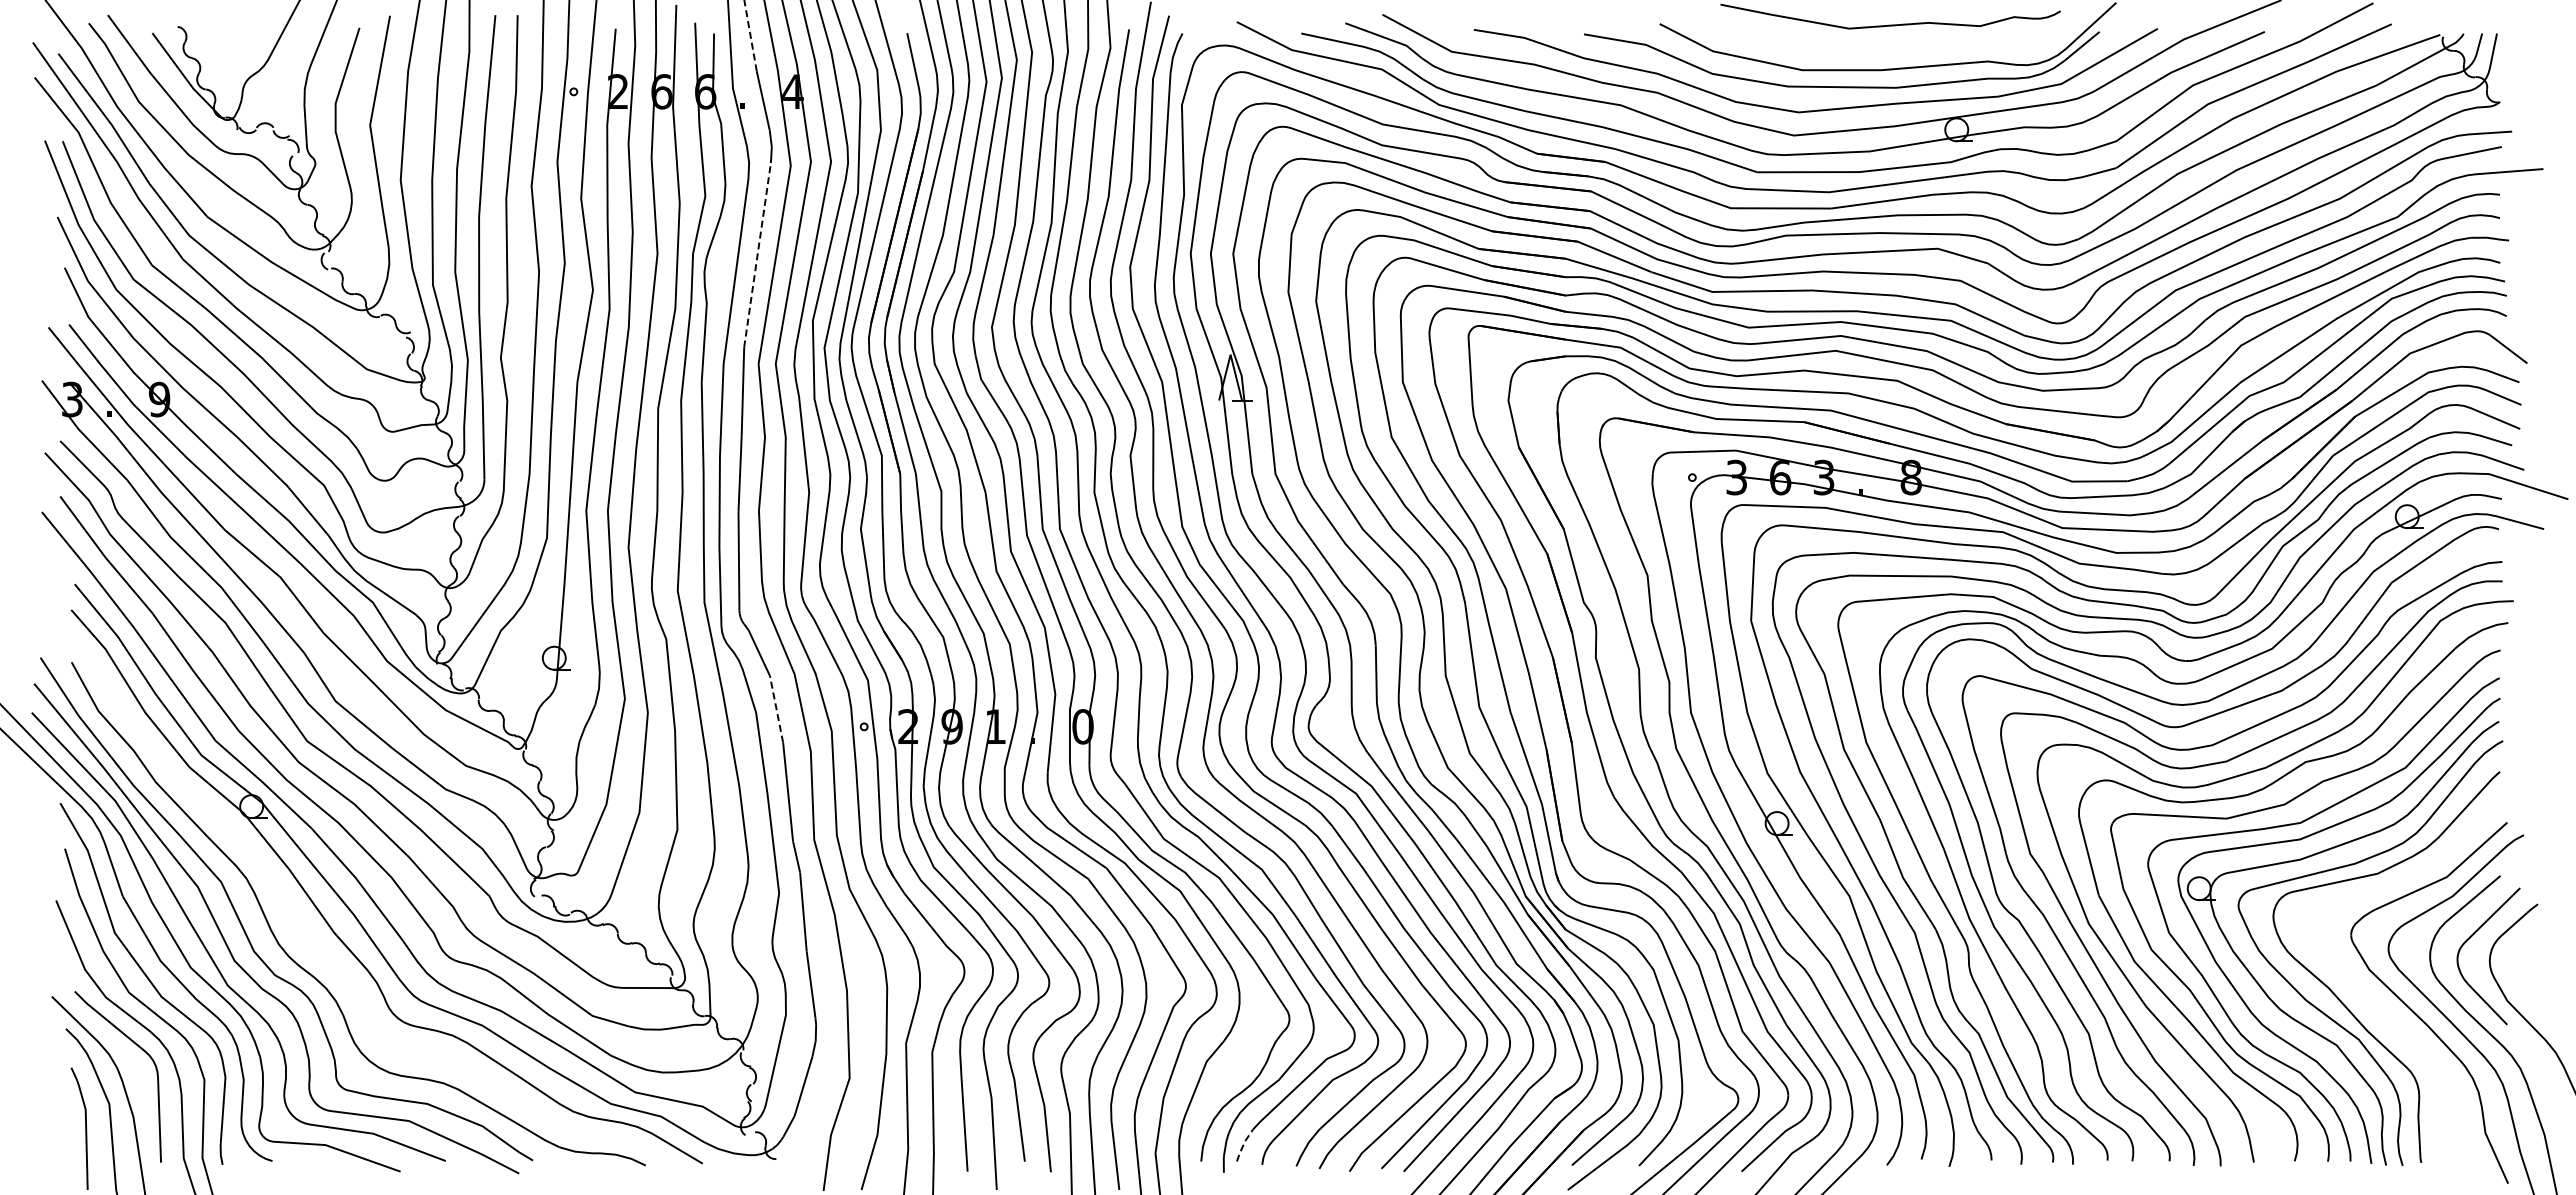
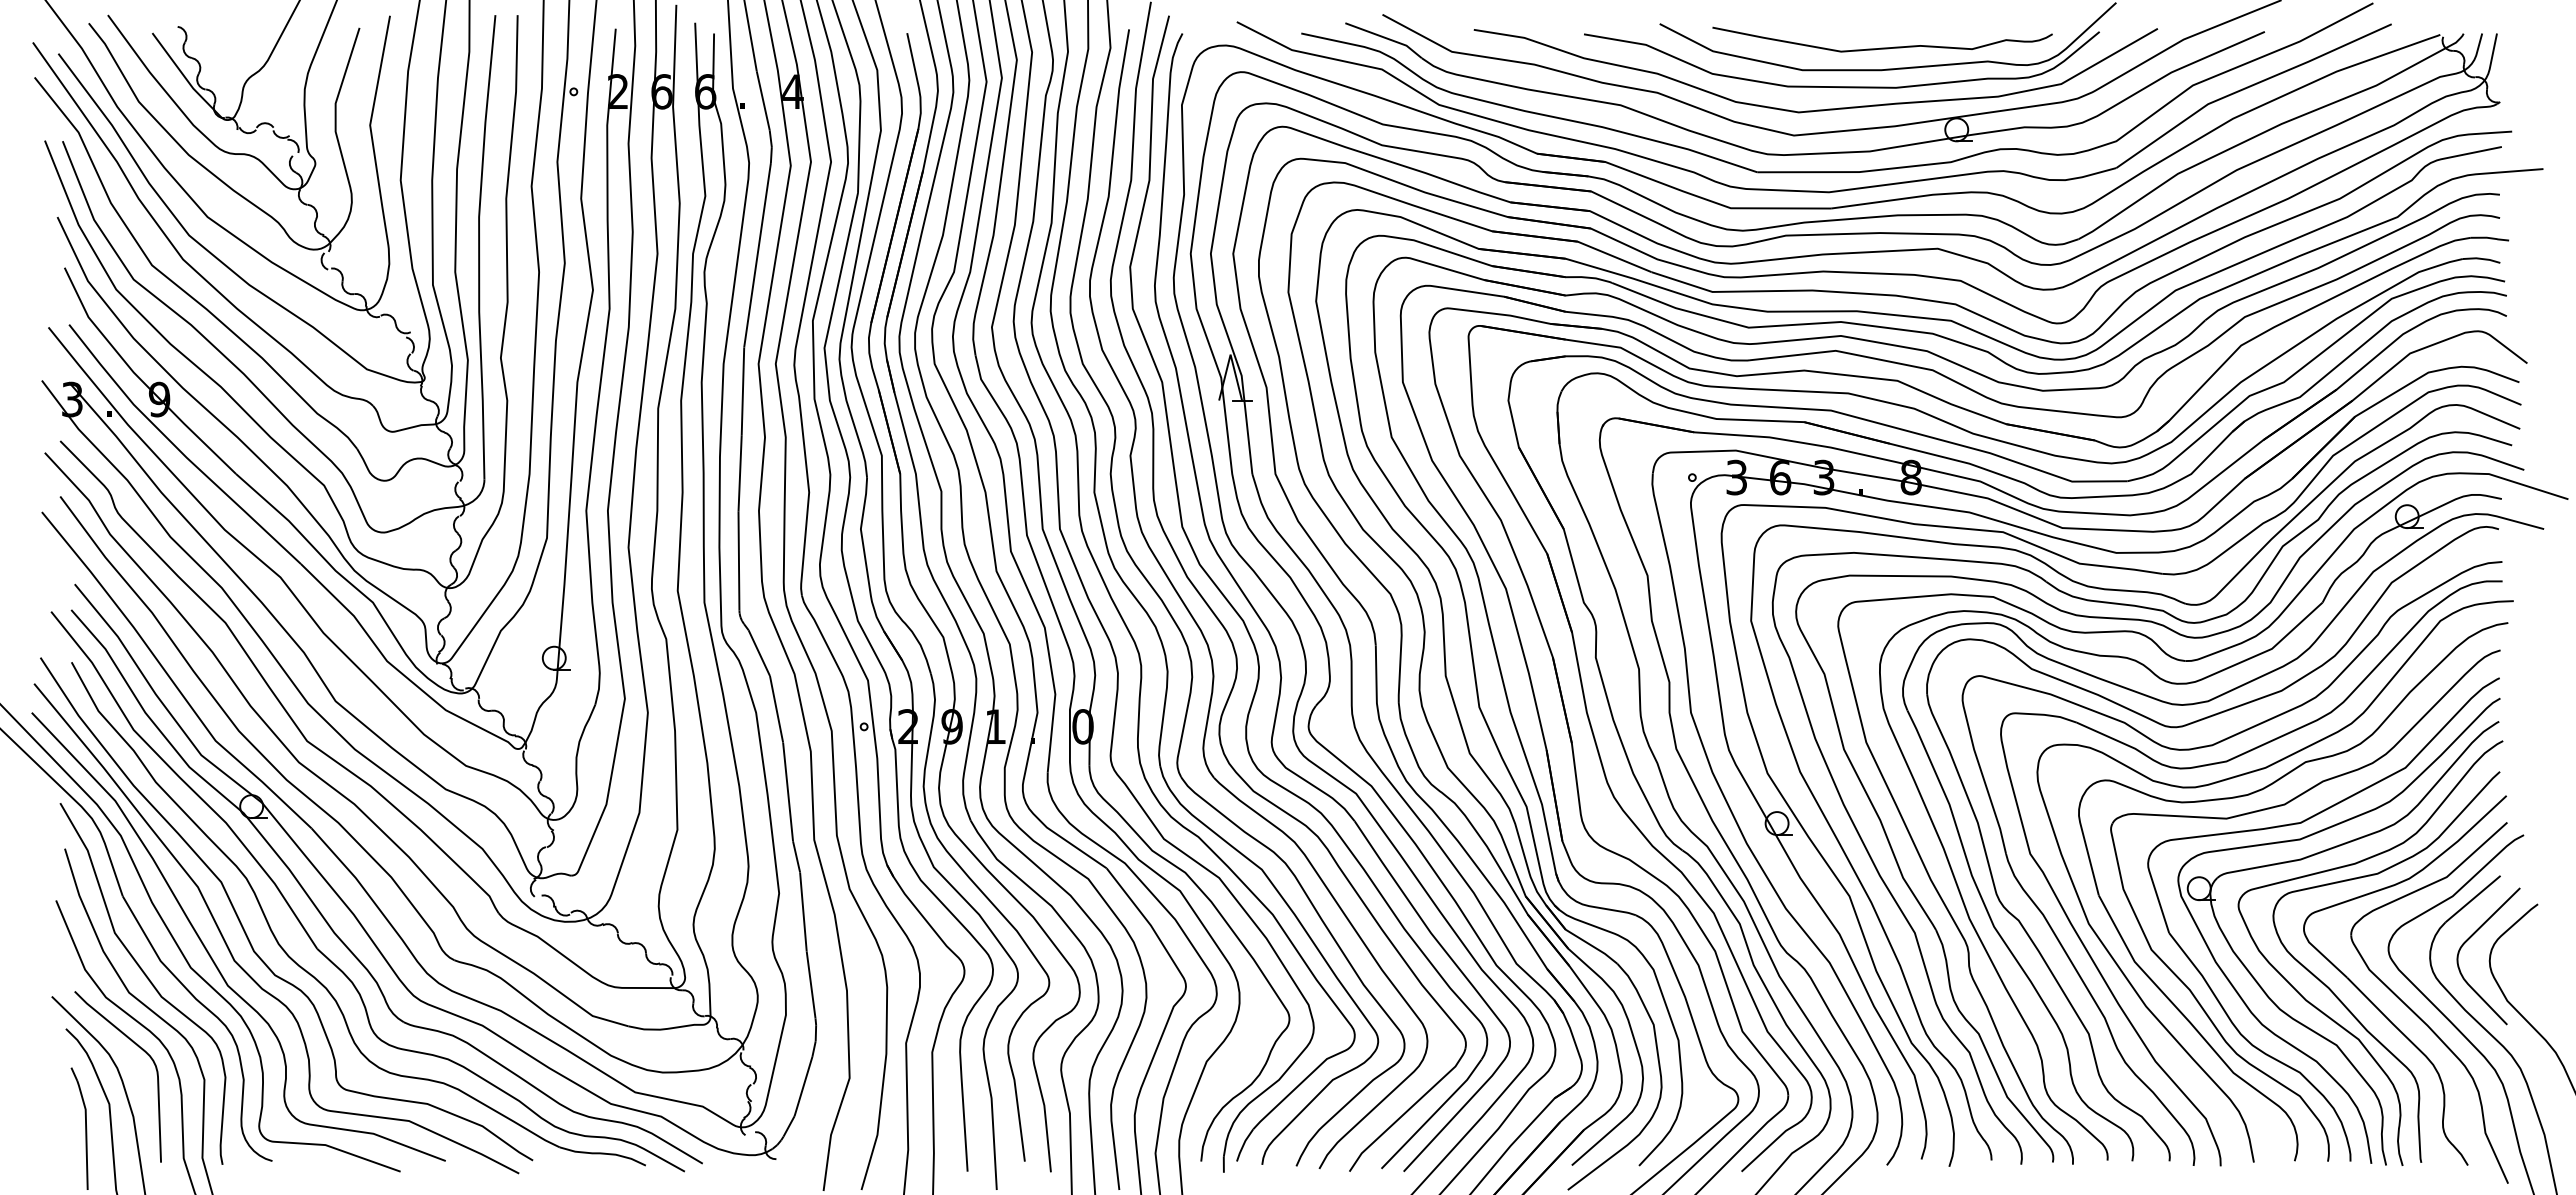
curve position: (1890, 24) -> (1882, 47) (1882, 47)
line: dashed -> solid (750, 35)
line: dashed -> solid (757, 254)
line: dashed -> solid (776, 709)
part: none -> present (307, 931)
part: none -> present (2377, 1006)
line: dashed -> solid (1243, 1144)
